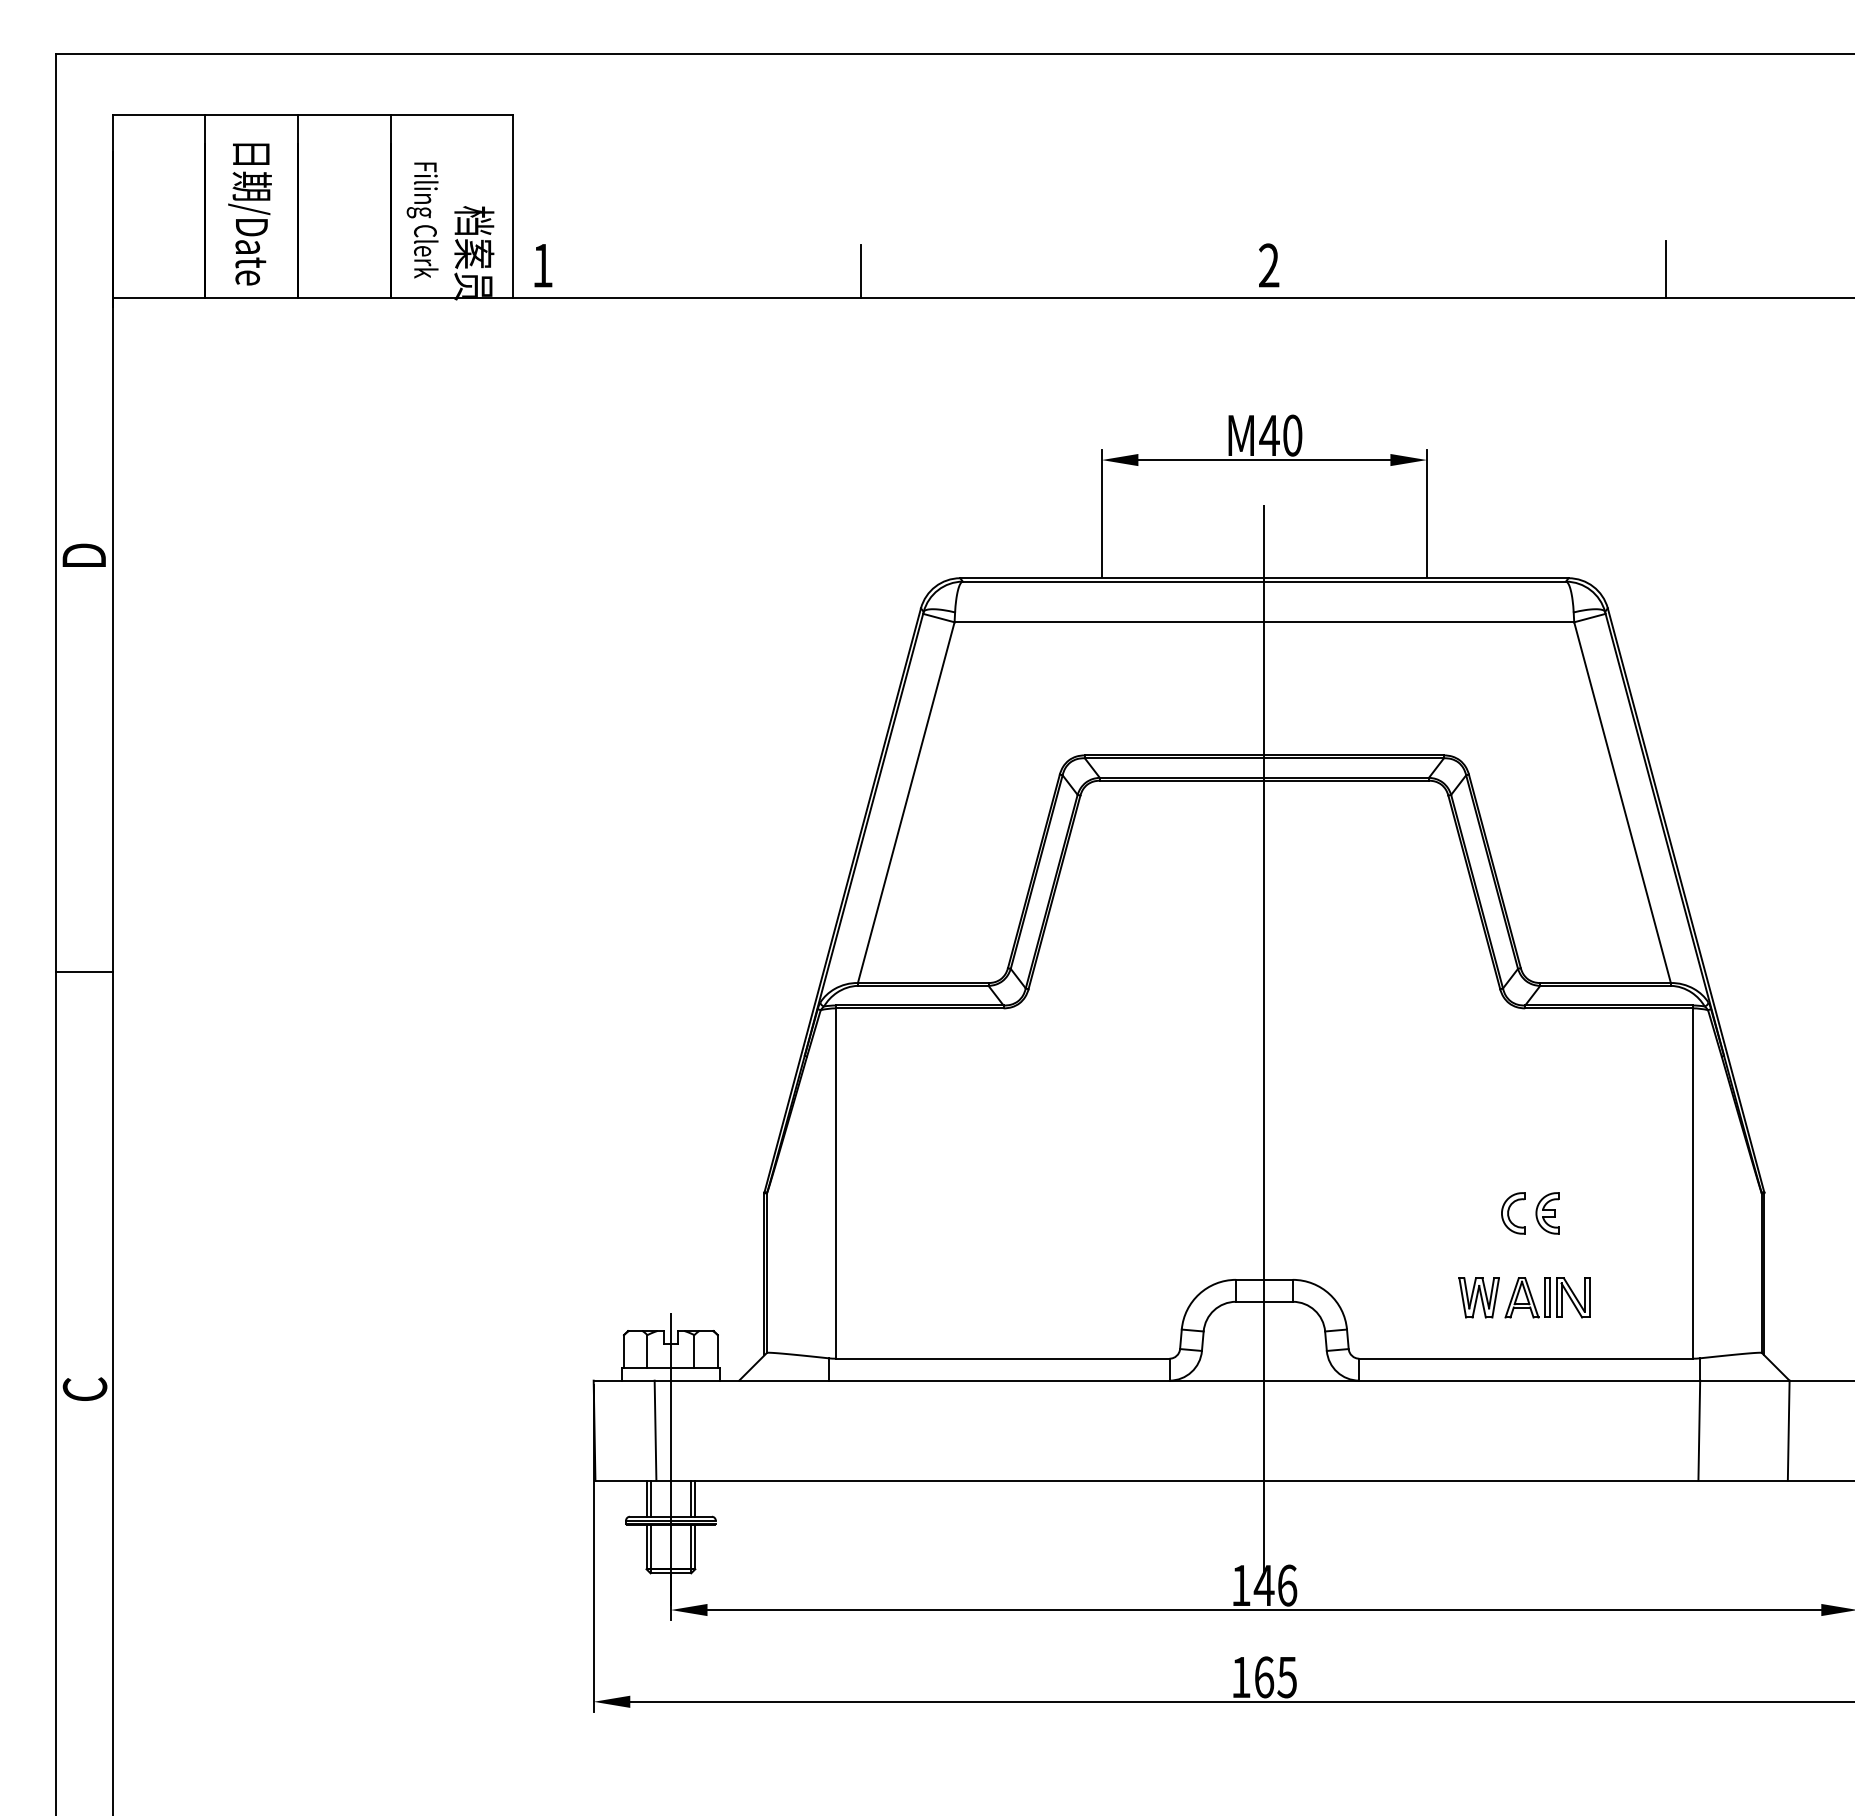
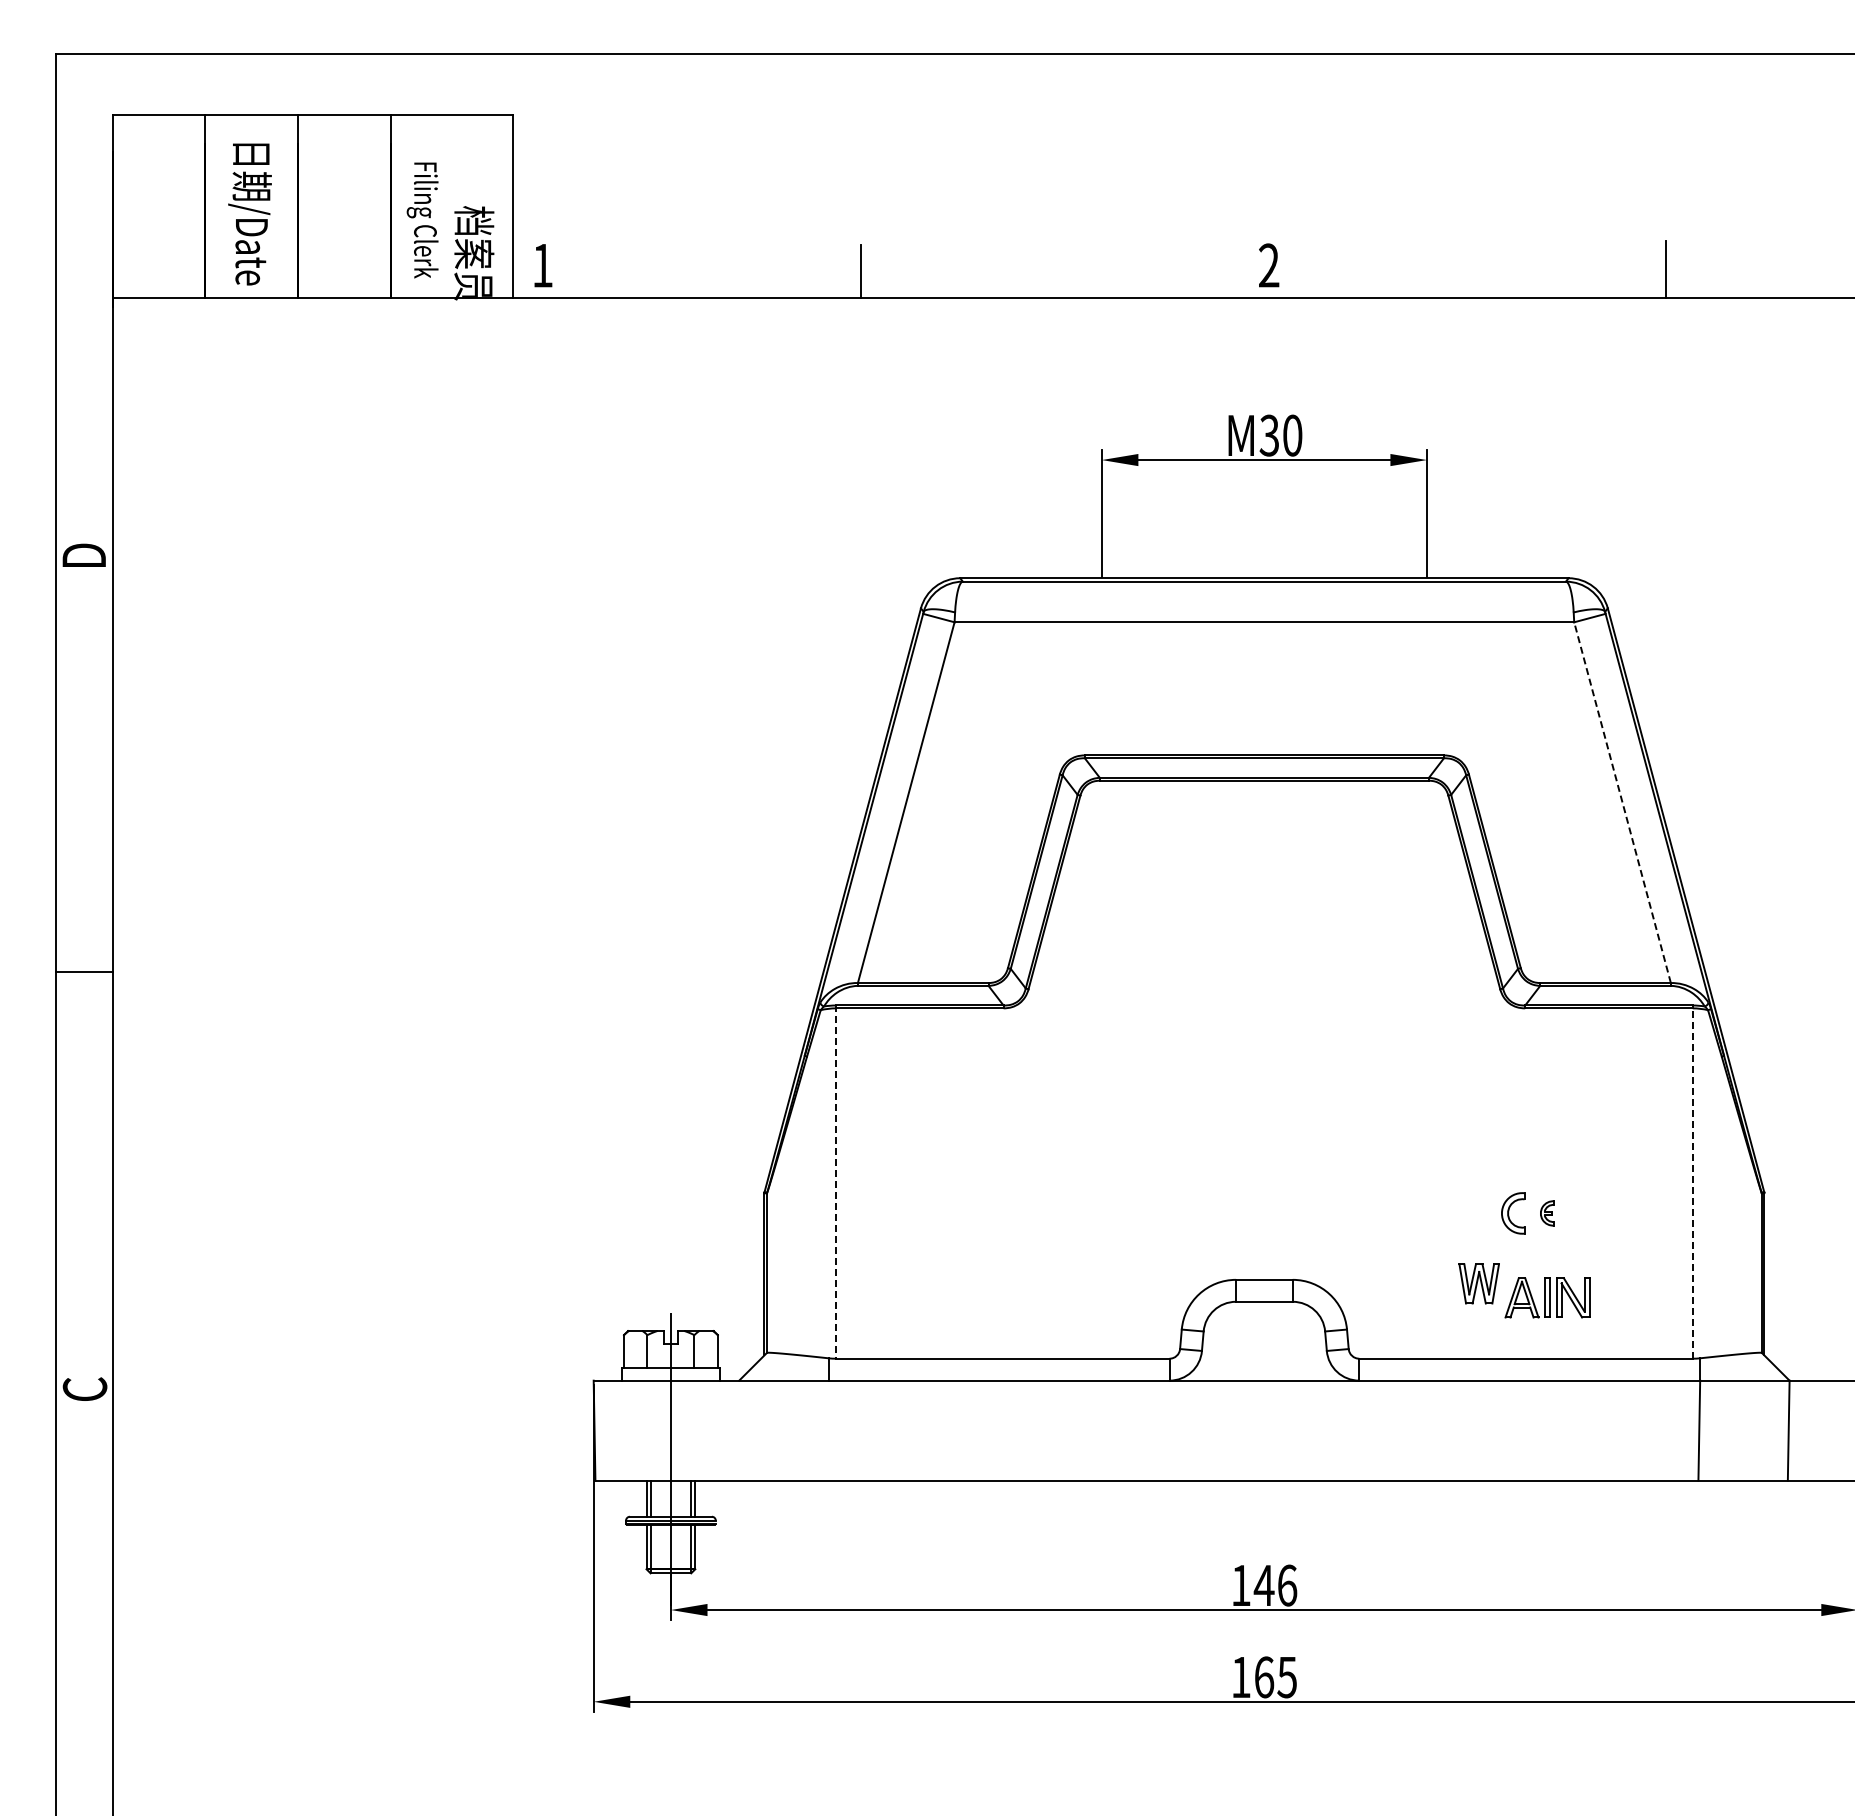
text: M40 -> M30 (1269, 435)
line: solid -> dashed (1622, 802)
line: present -> none (1264, 1038)
line: solid -> dashed (836, 1182)
line: solid -> dashed (1692, 1182)
part size: 25x43 px -> 15x27 px (1547, 1213)
part position: (1478, 1297) -> (1478, 1283) (1478, 1283)
line: present -> none (655, 1430)
